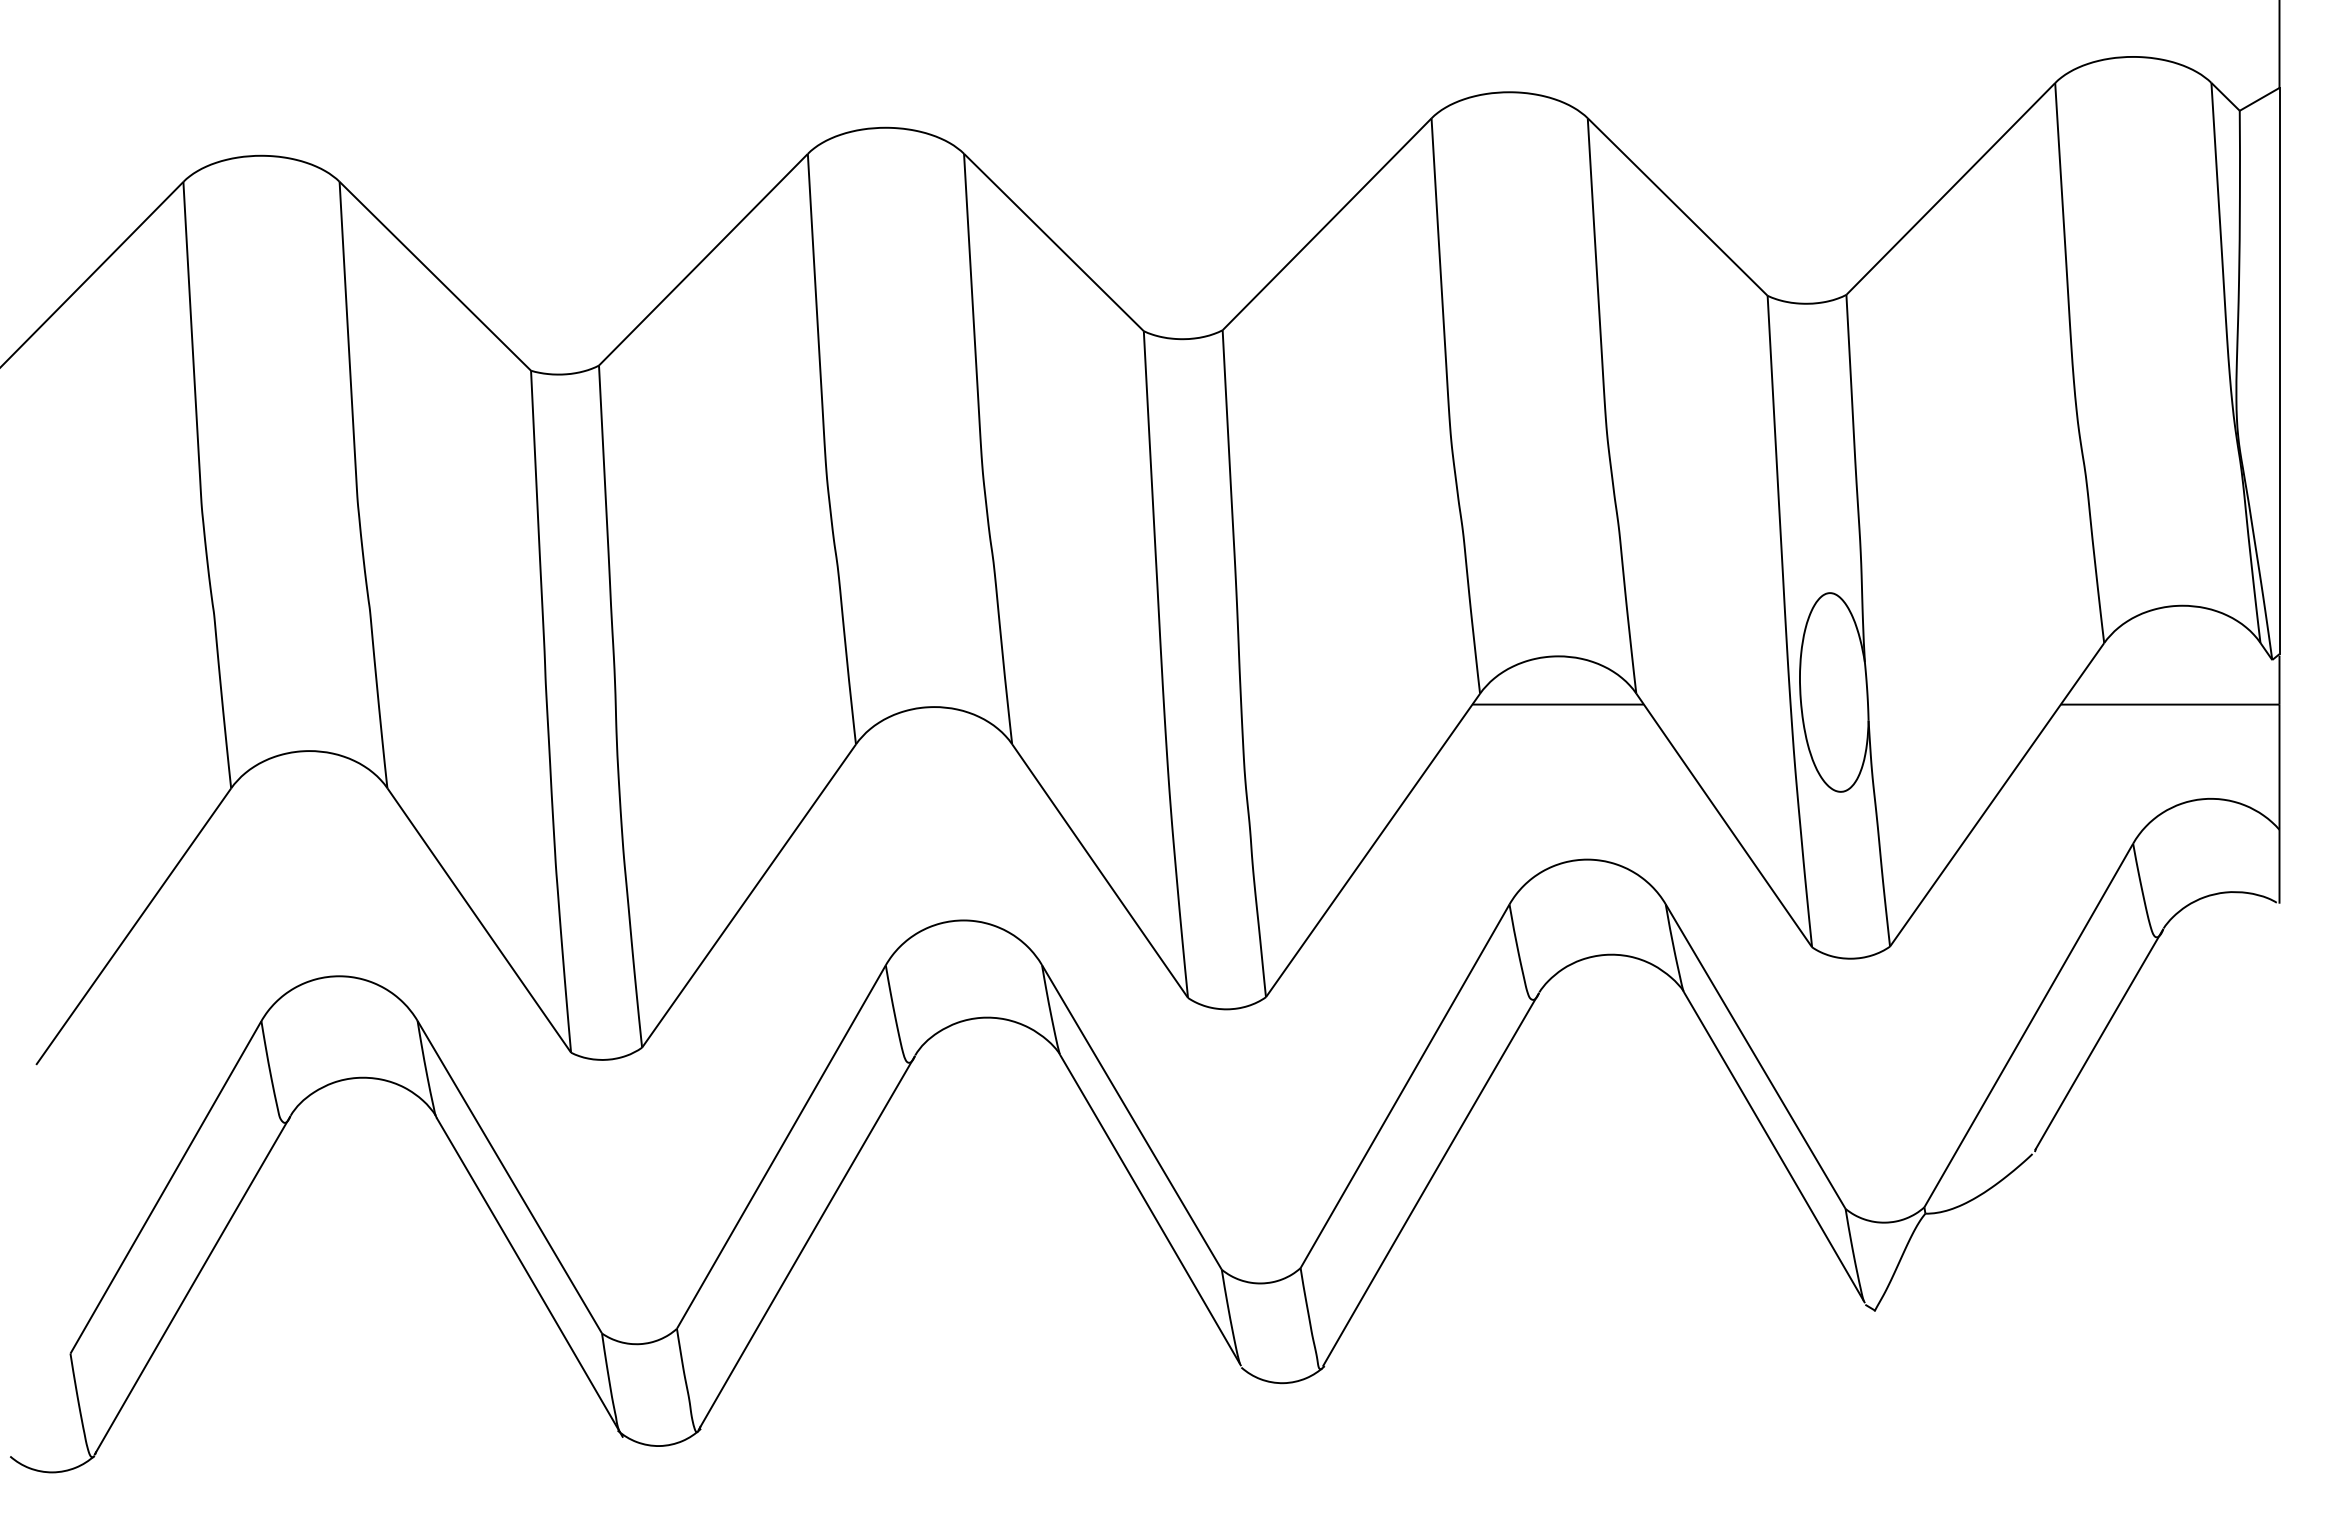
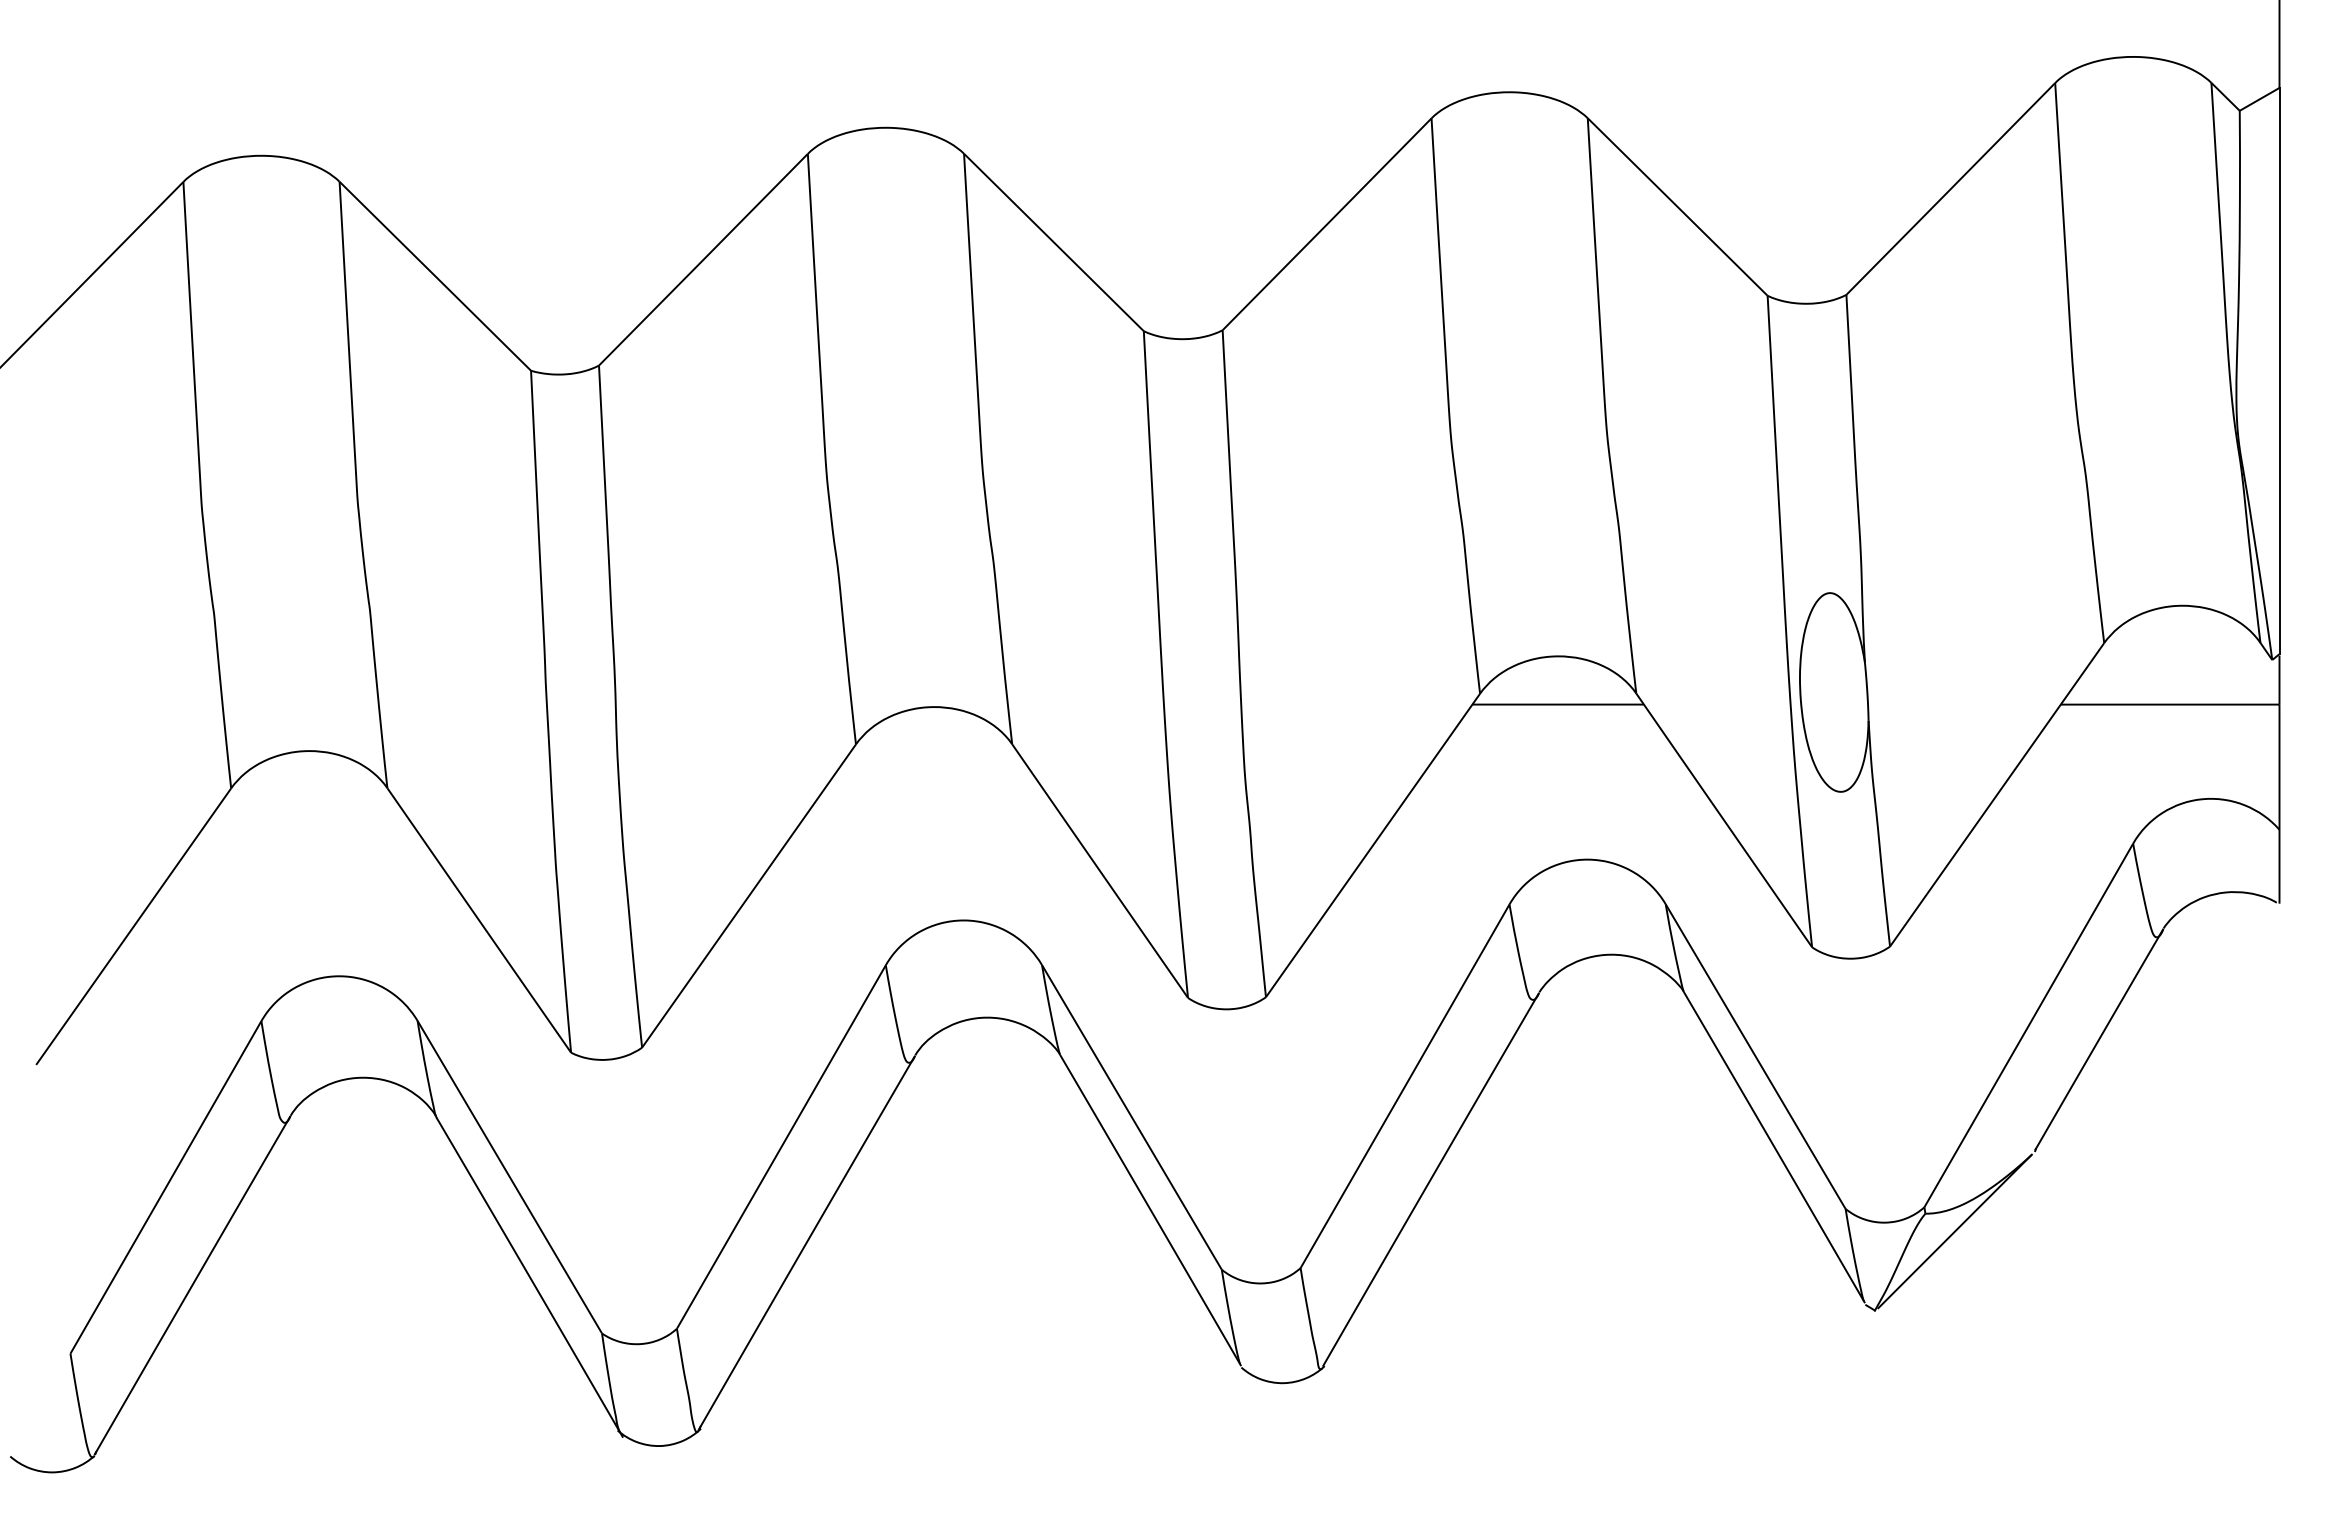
line: none -> present (1954, 1231)
